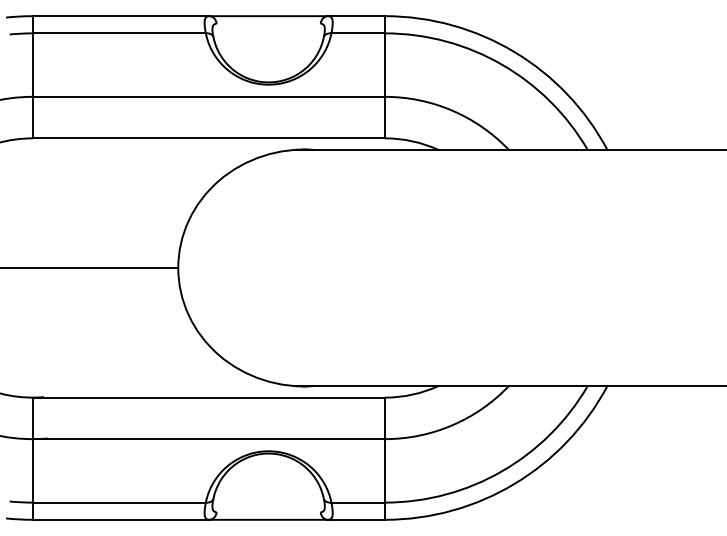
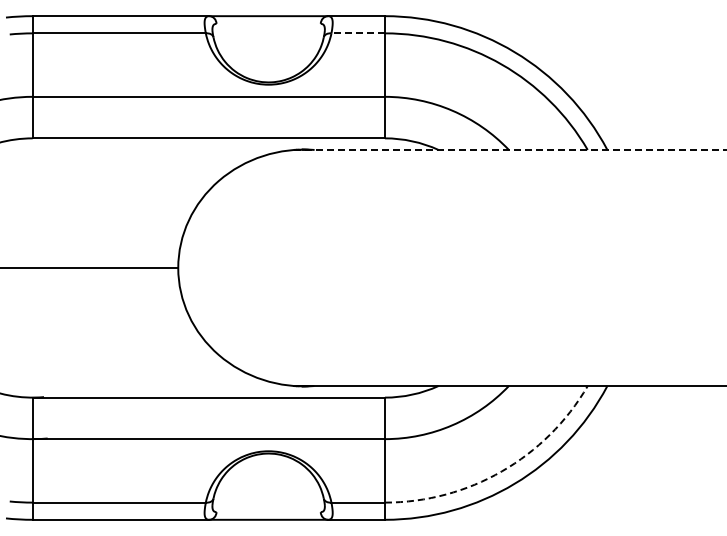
line: solid -> dashed (358, 33)
line: solid -> dashed (509, 149)
arc: solid -> dashed (501, 471)
